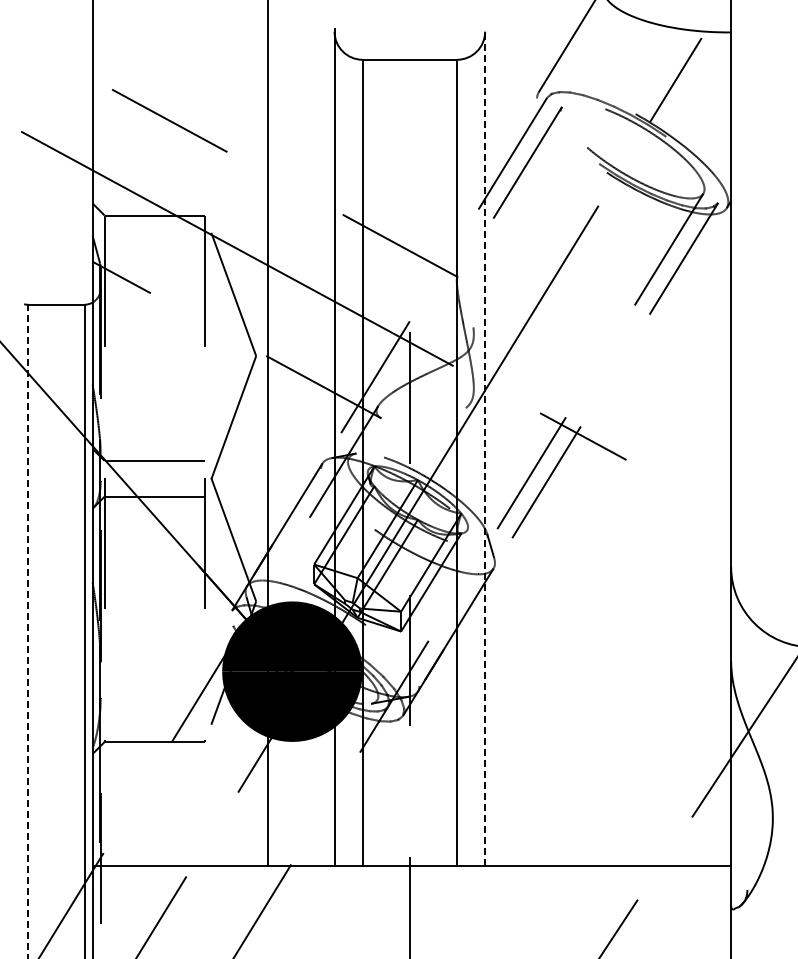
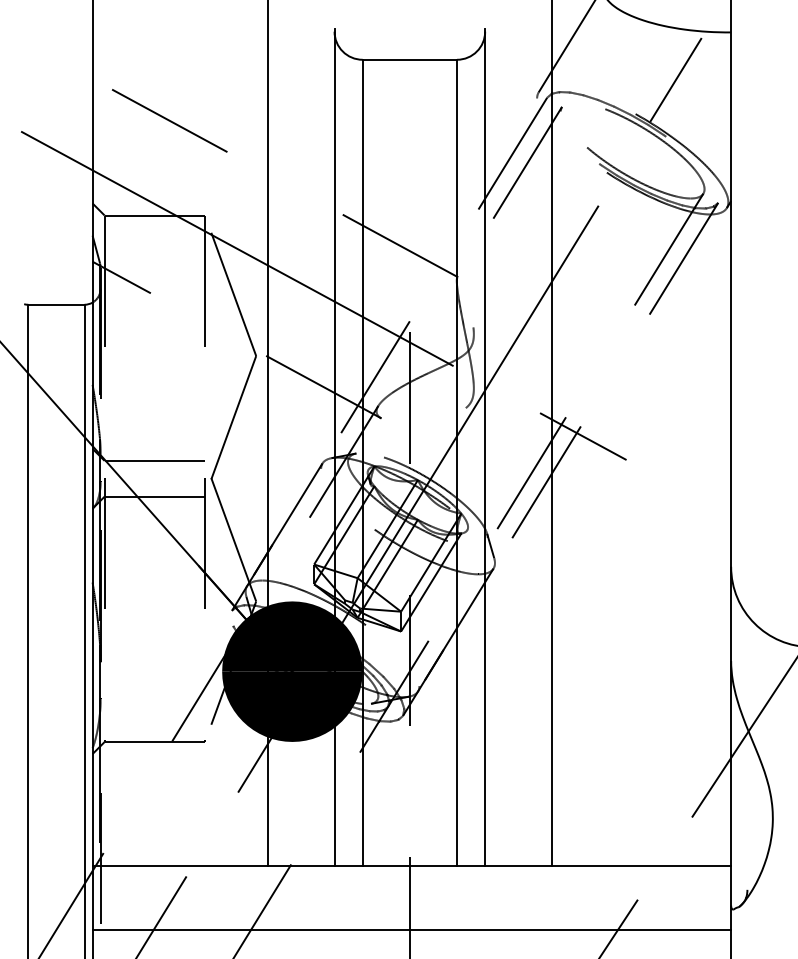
line: none -> present (551, 433)
line: dashed -> solid (485, 447)
line: dashed -> solid (28, 631)
line: none -> present (411, 930)
